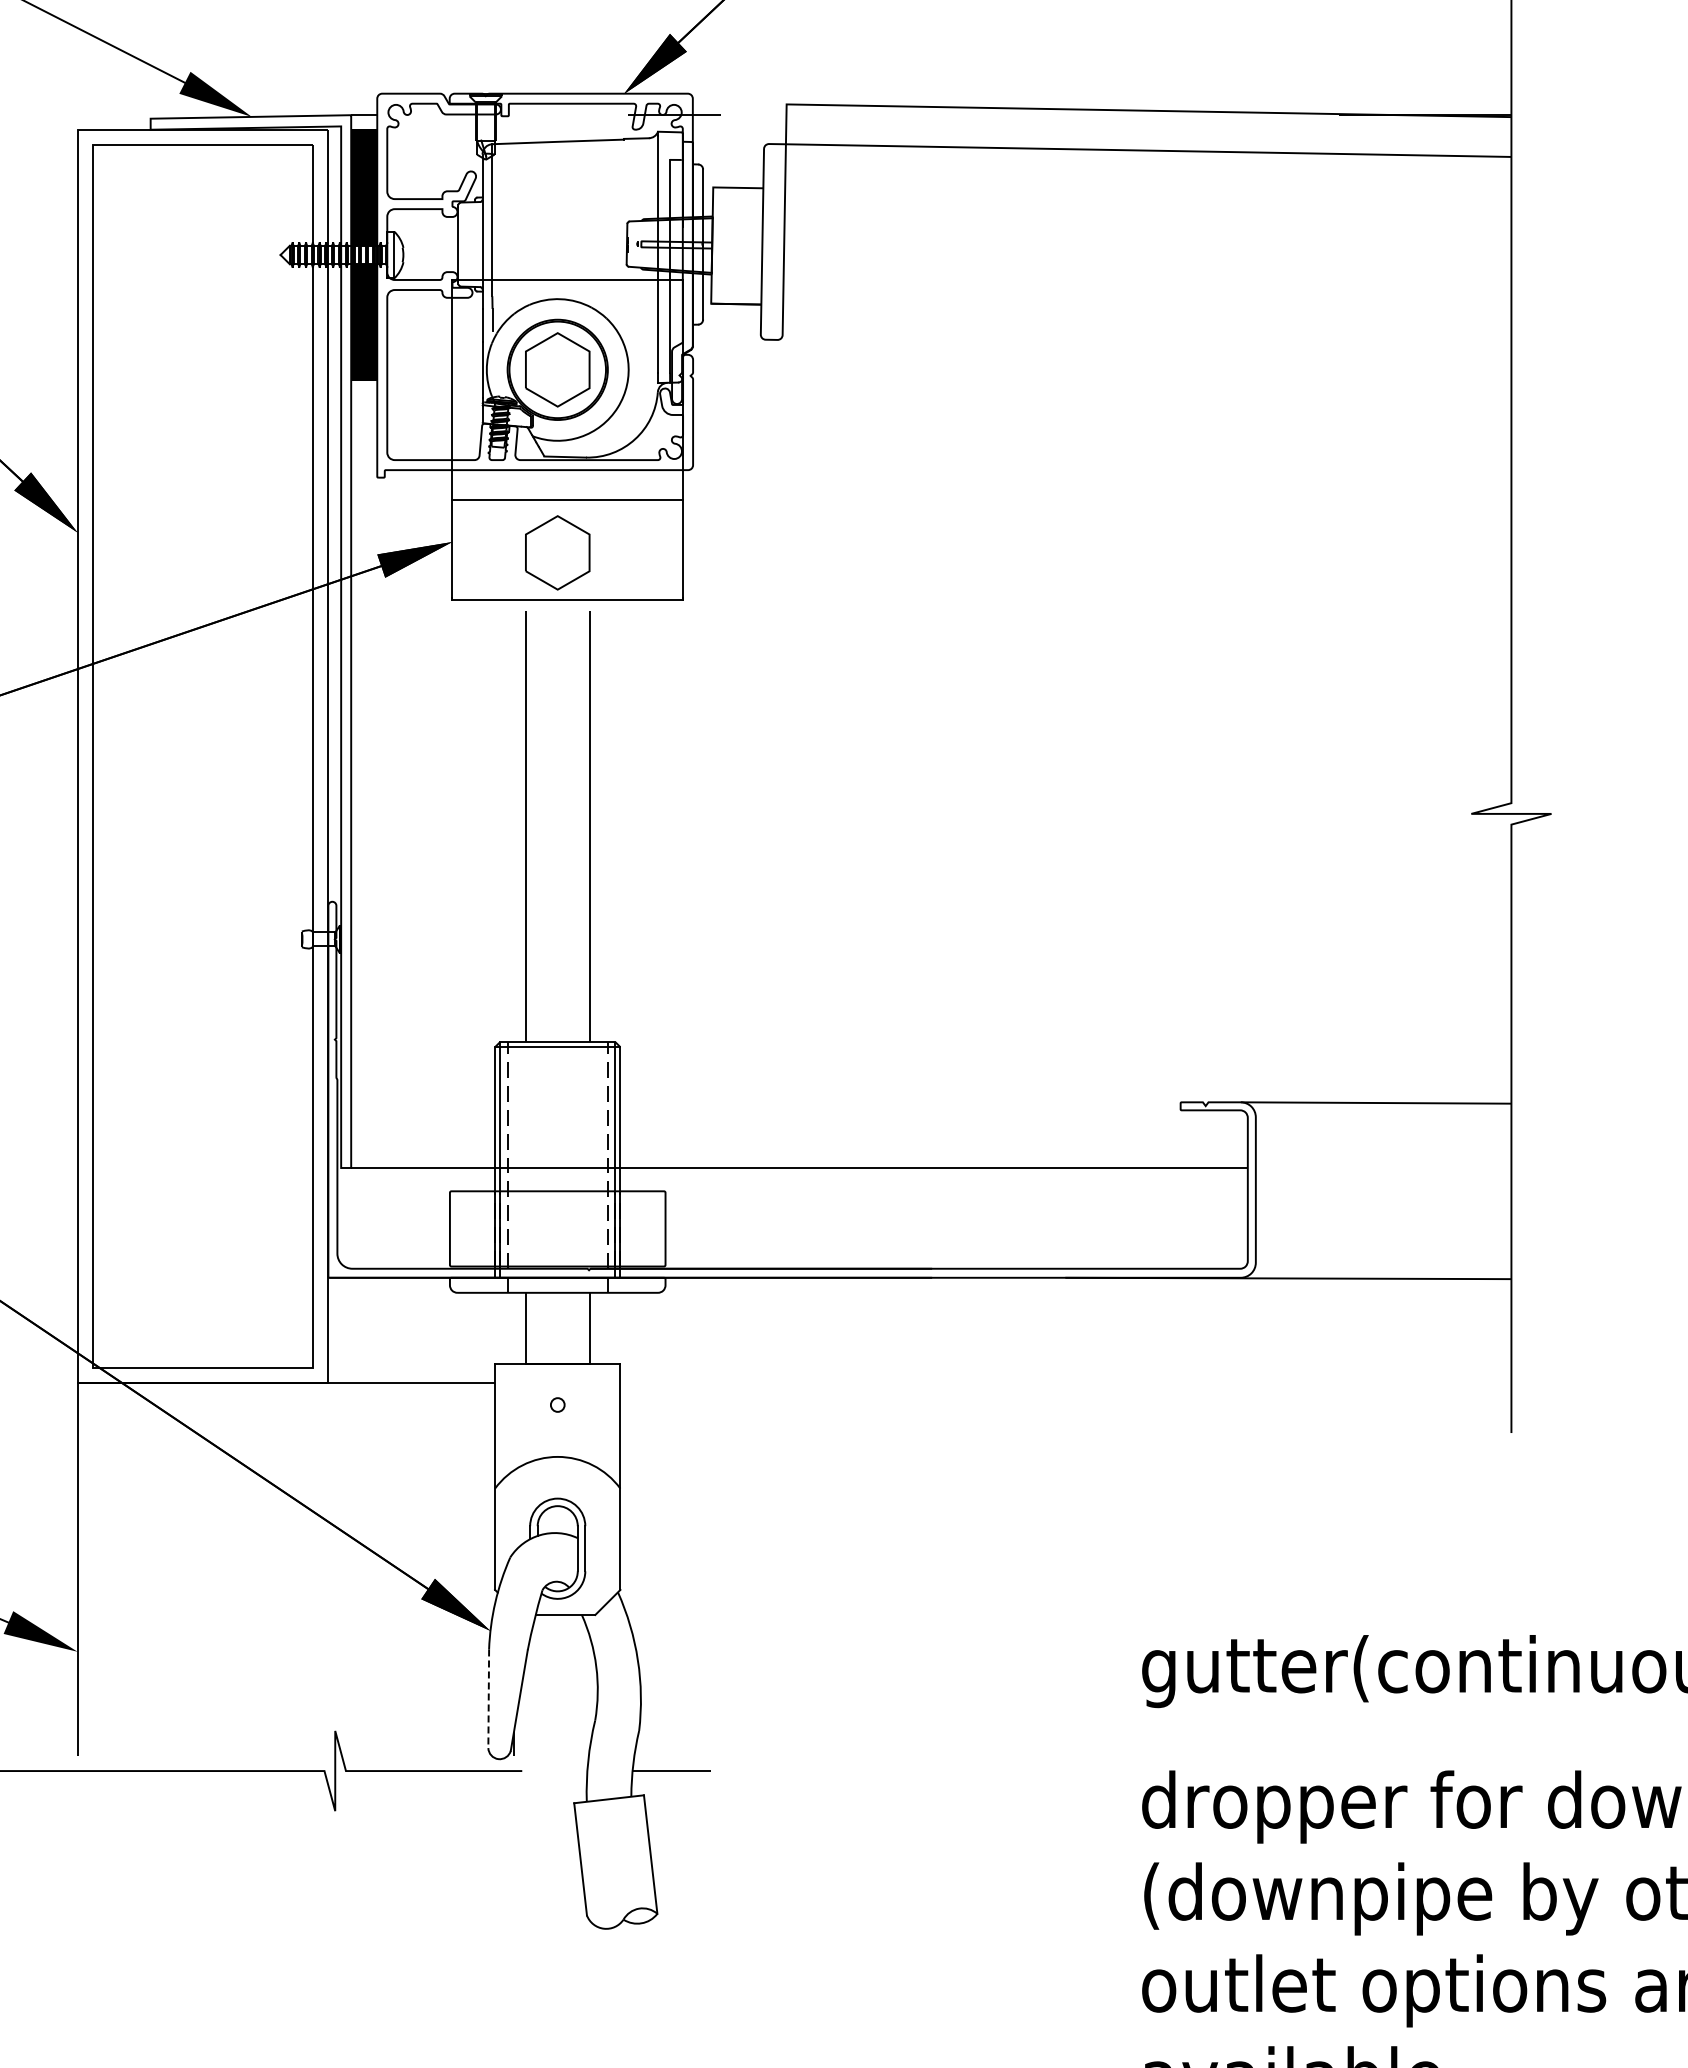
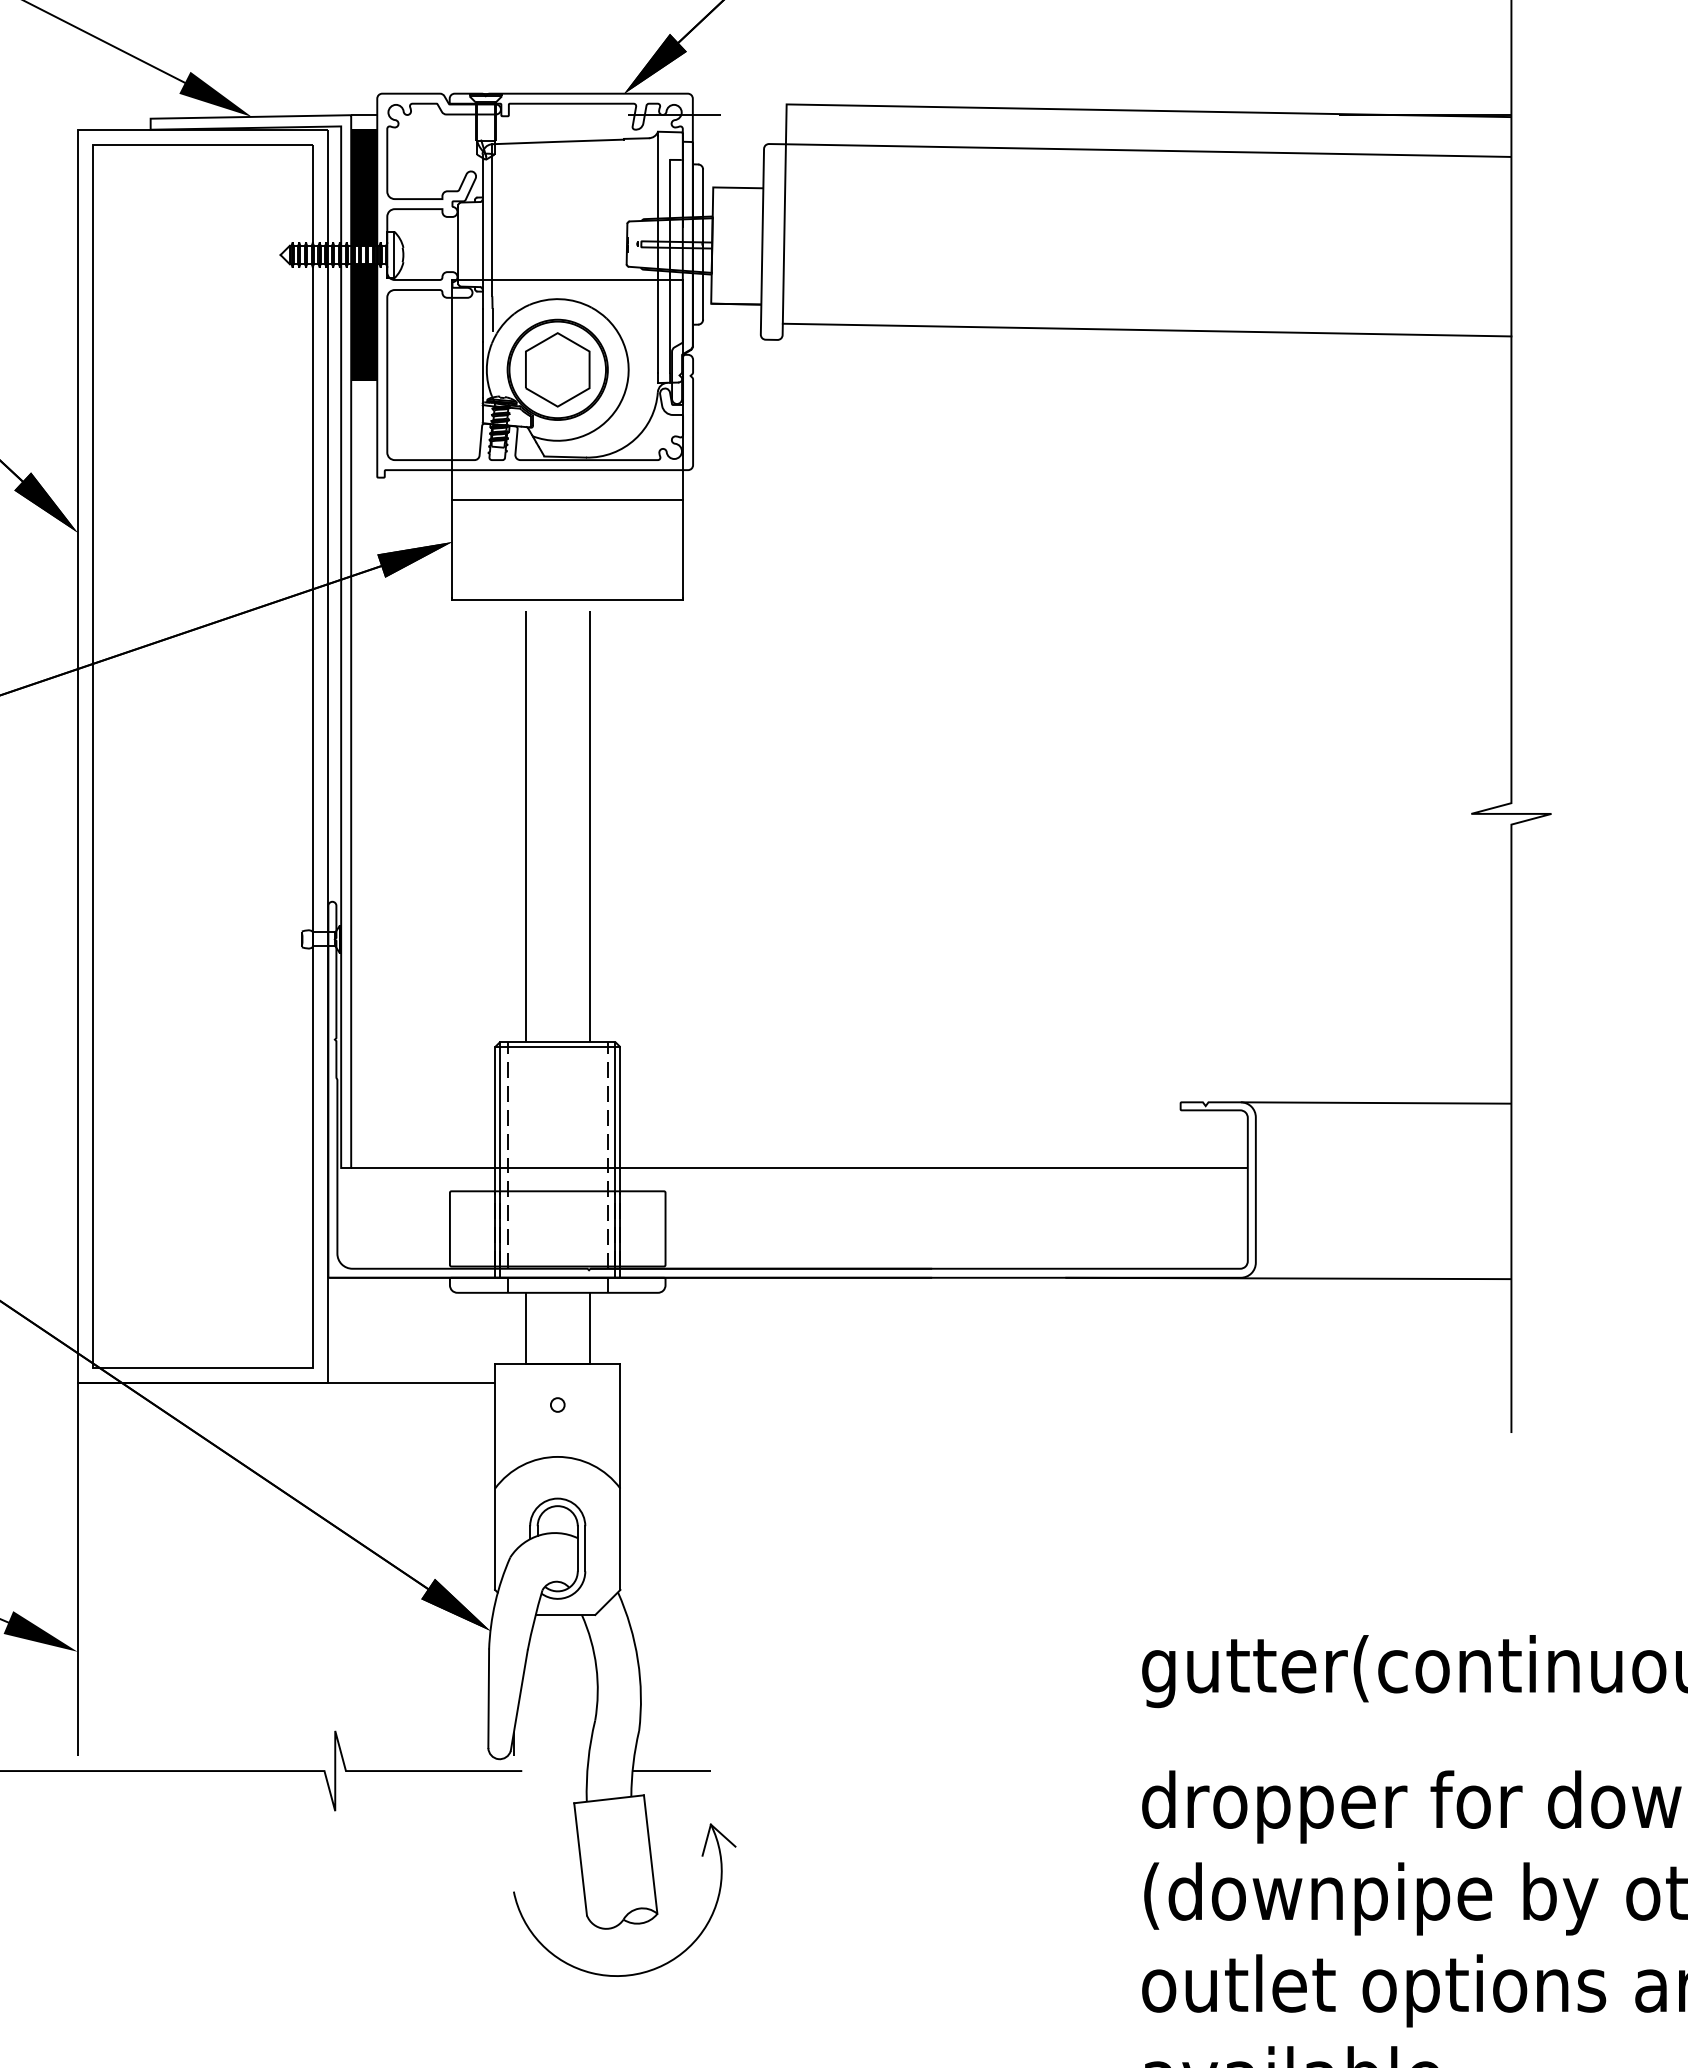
line: none -> present (1146, 329)
part: present -> none (557, 552)
line: dashed -> solid (488, 1699)
part: none -> present (642, 1971)
